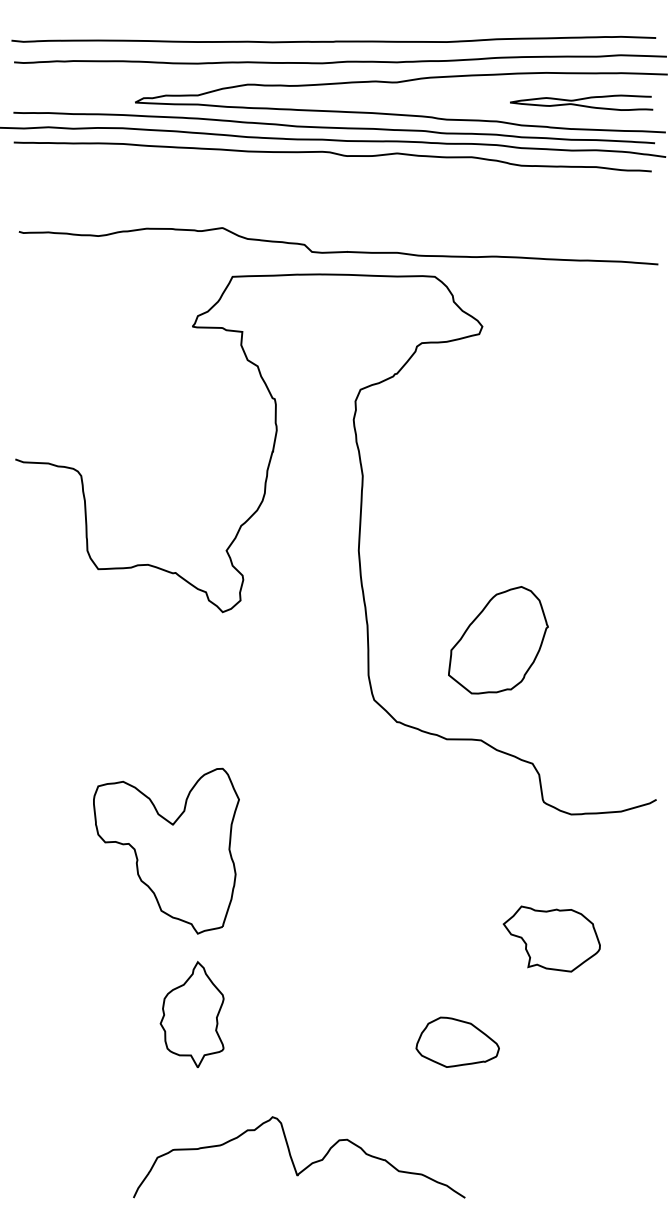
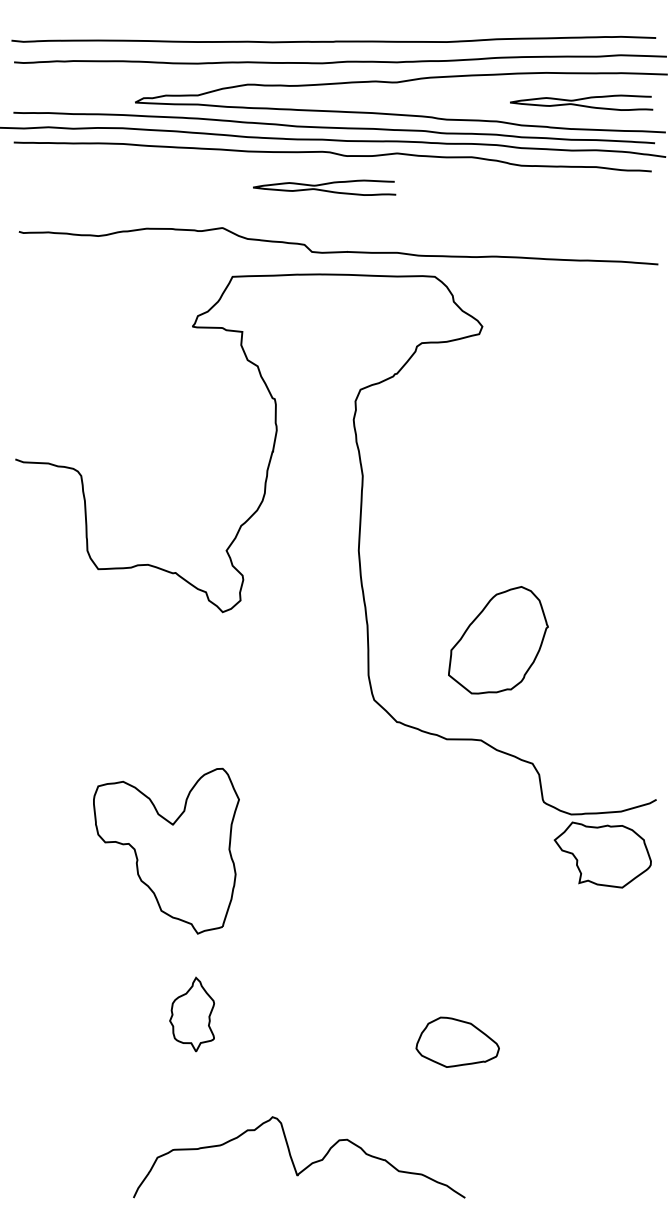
curve: none -> present (324, 185)
part position: (551, 938) -> (602, 854) (602, 854)
part size: 66x107 px -> 46x77 px (191, 1014)
